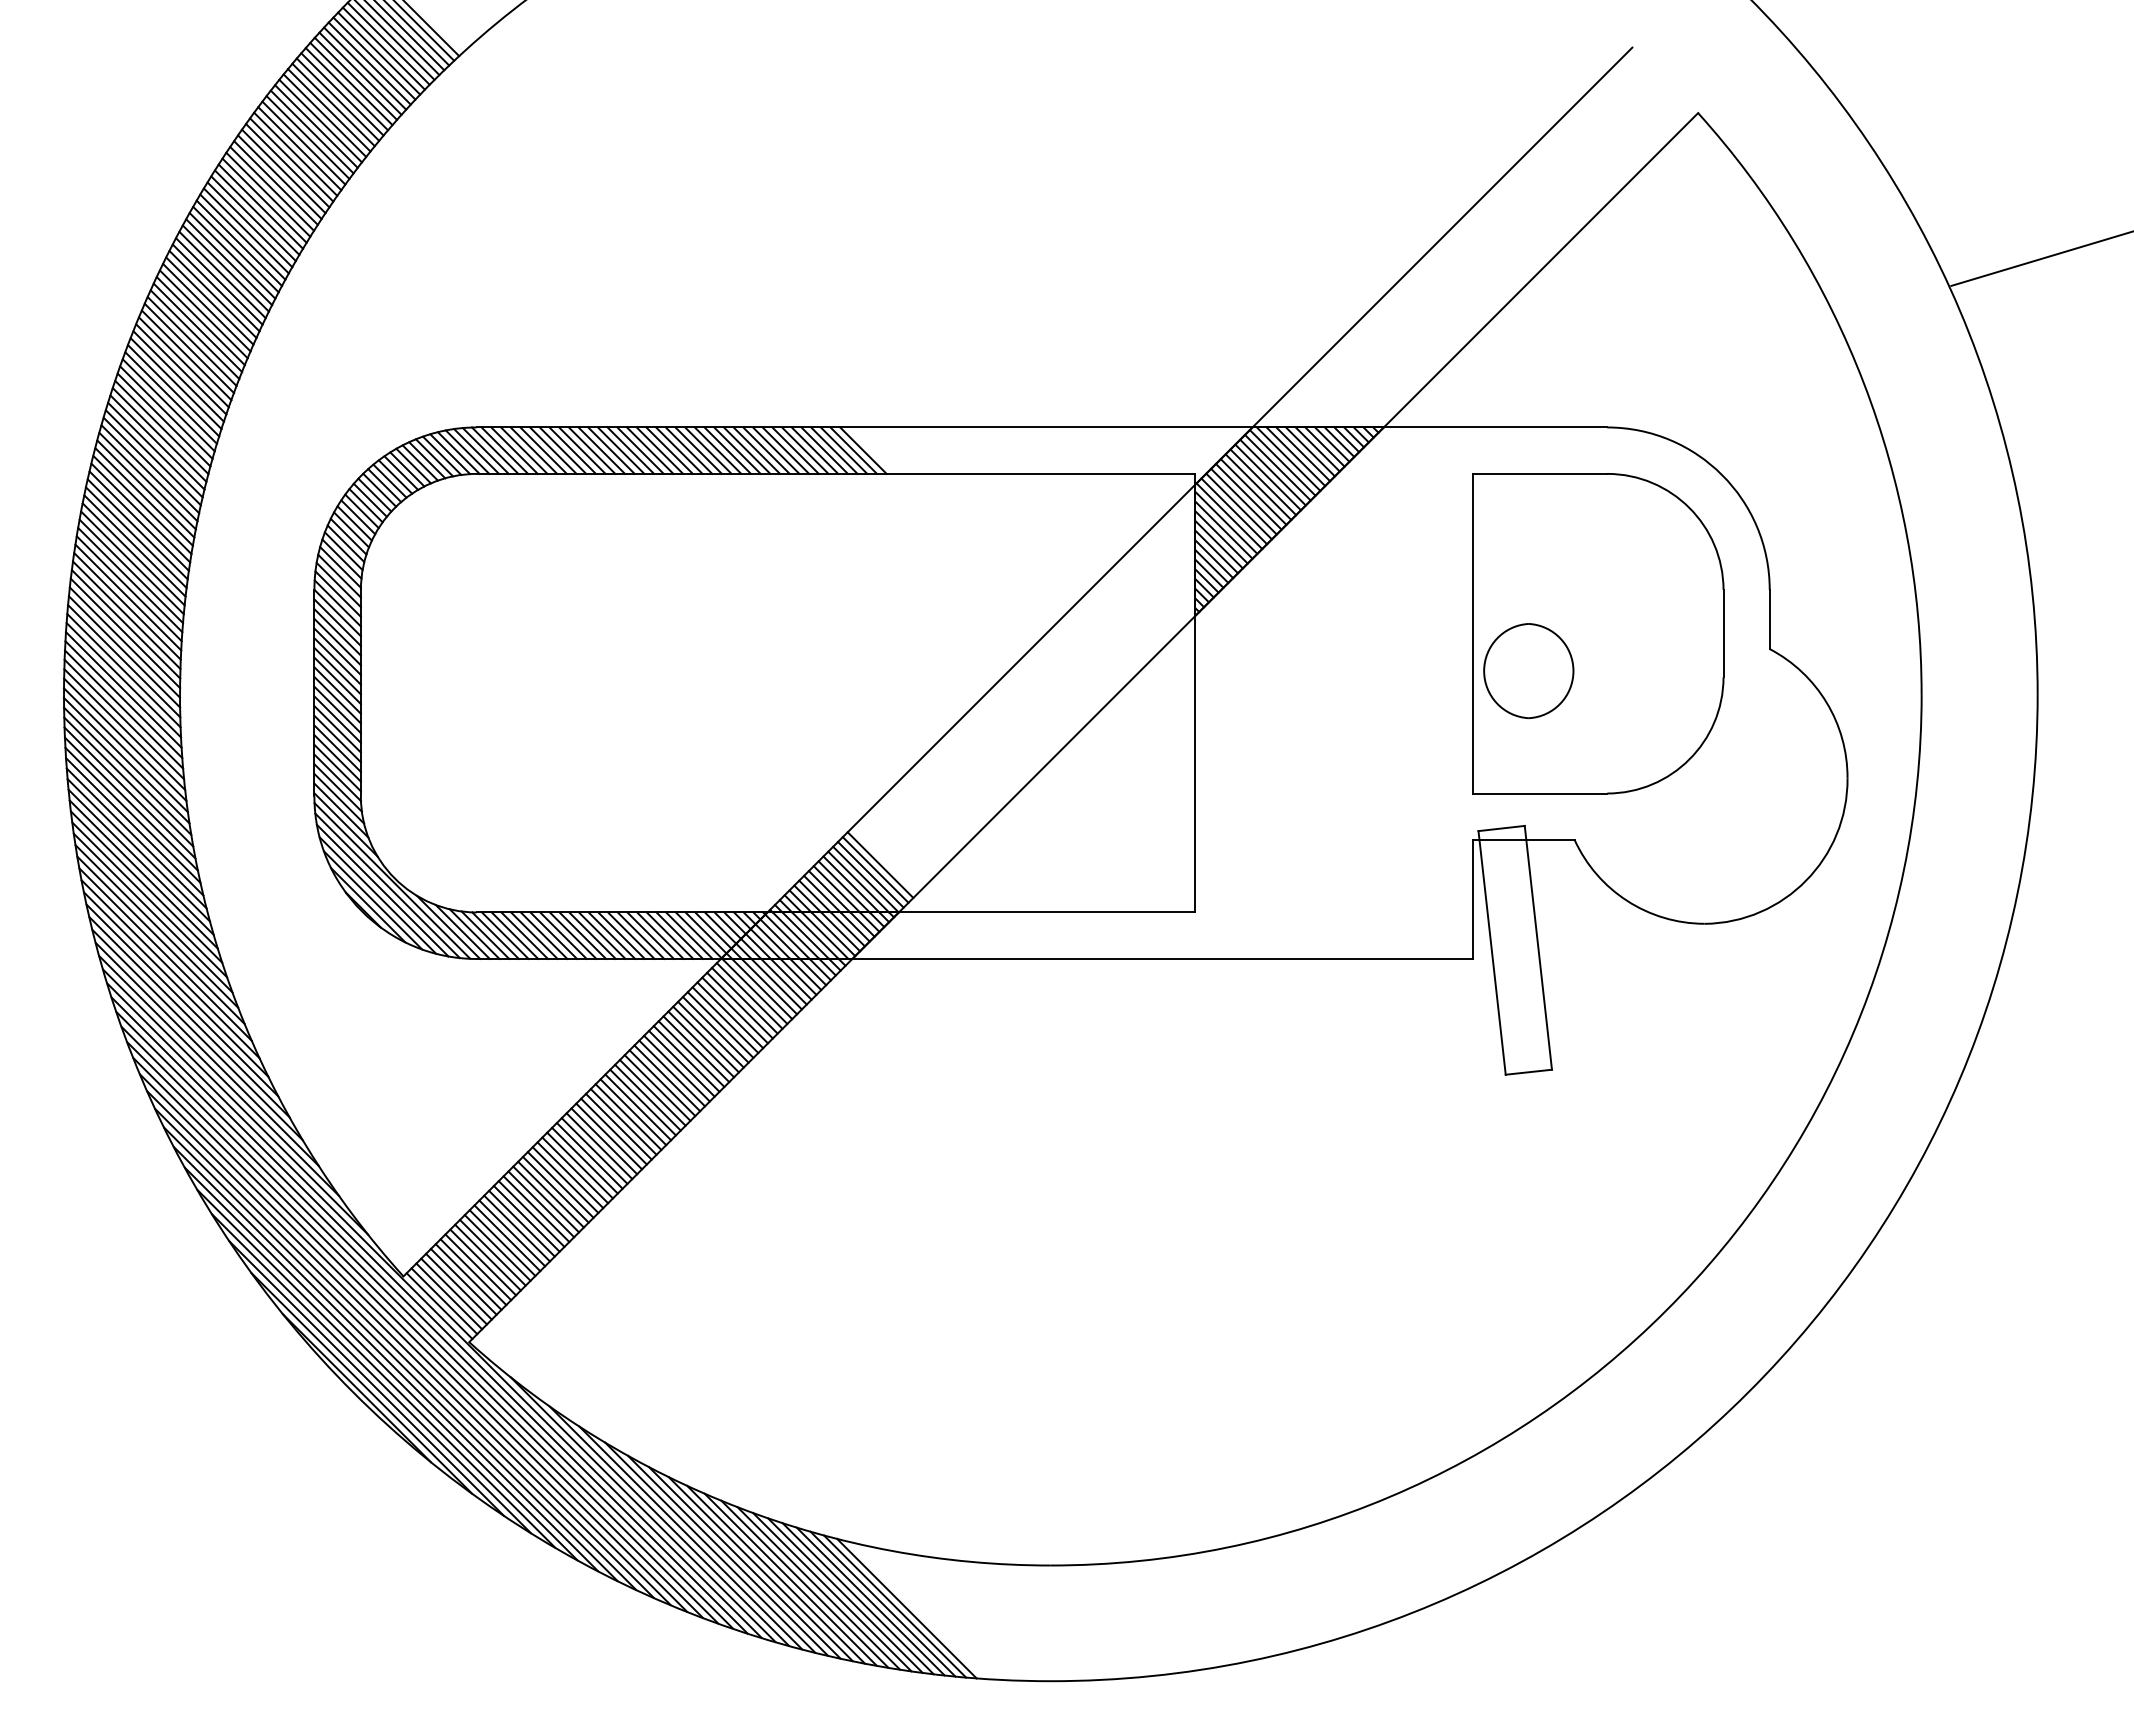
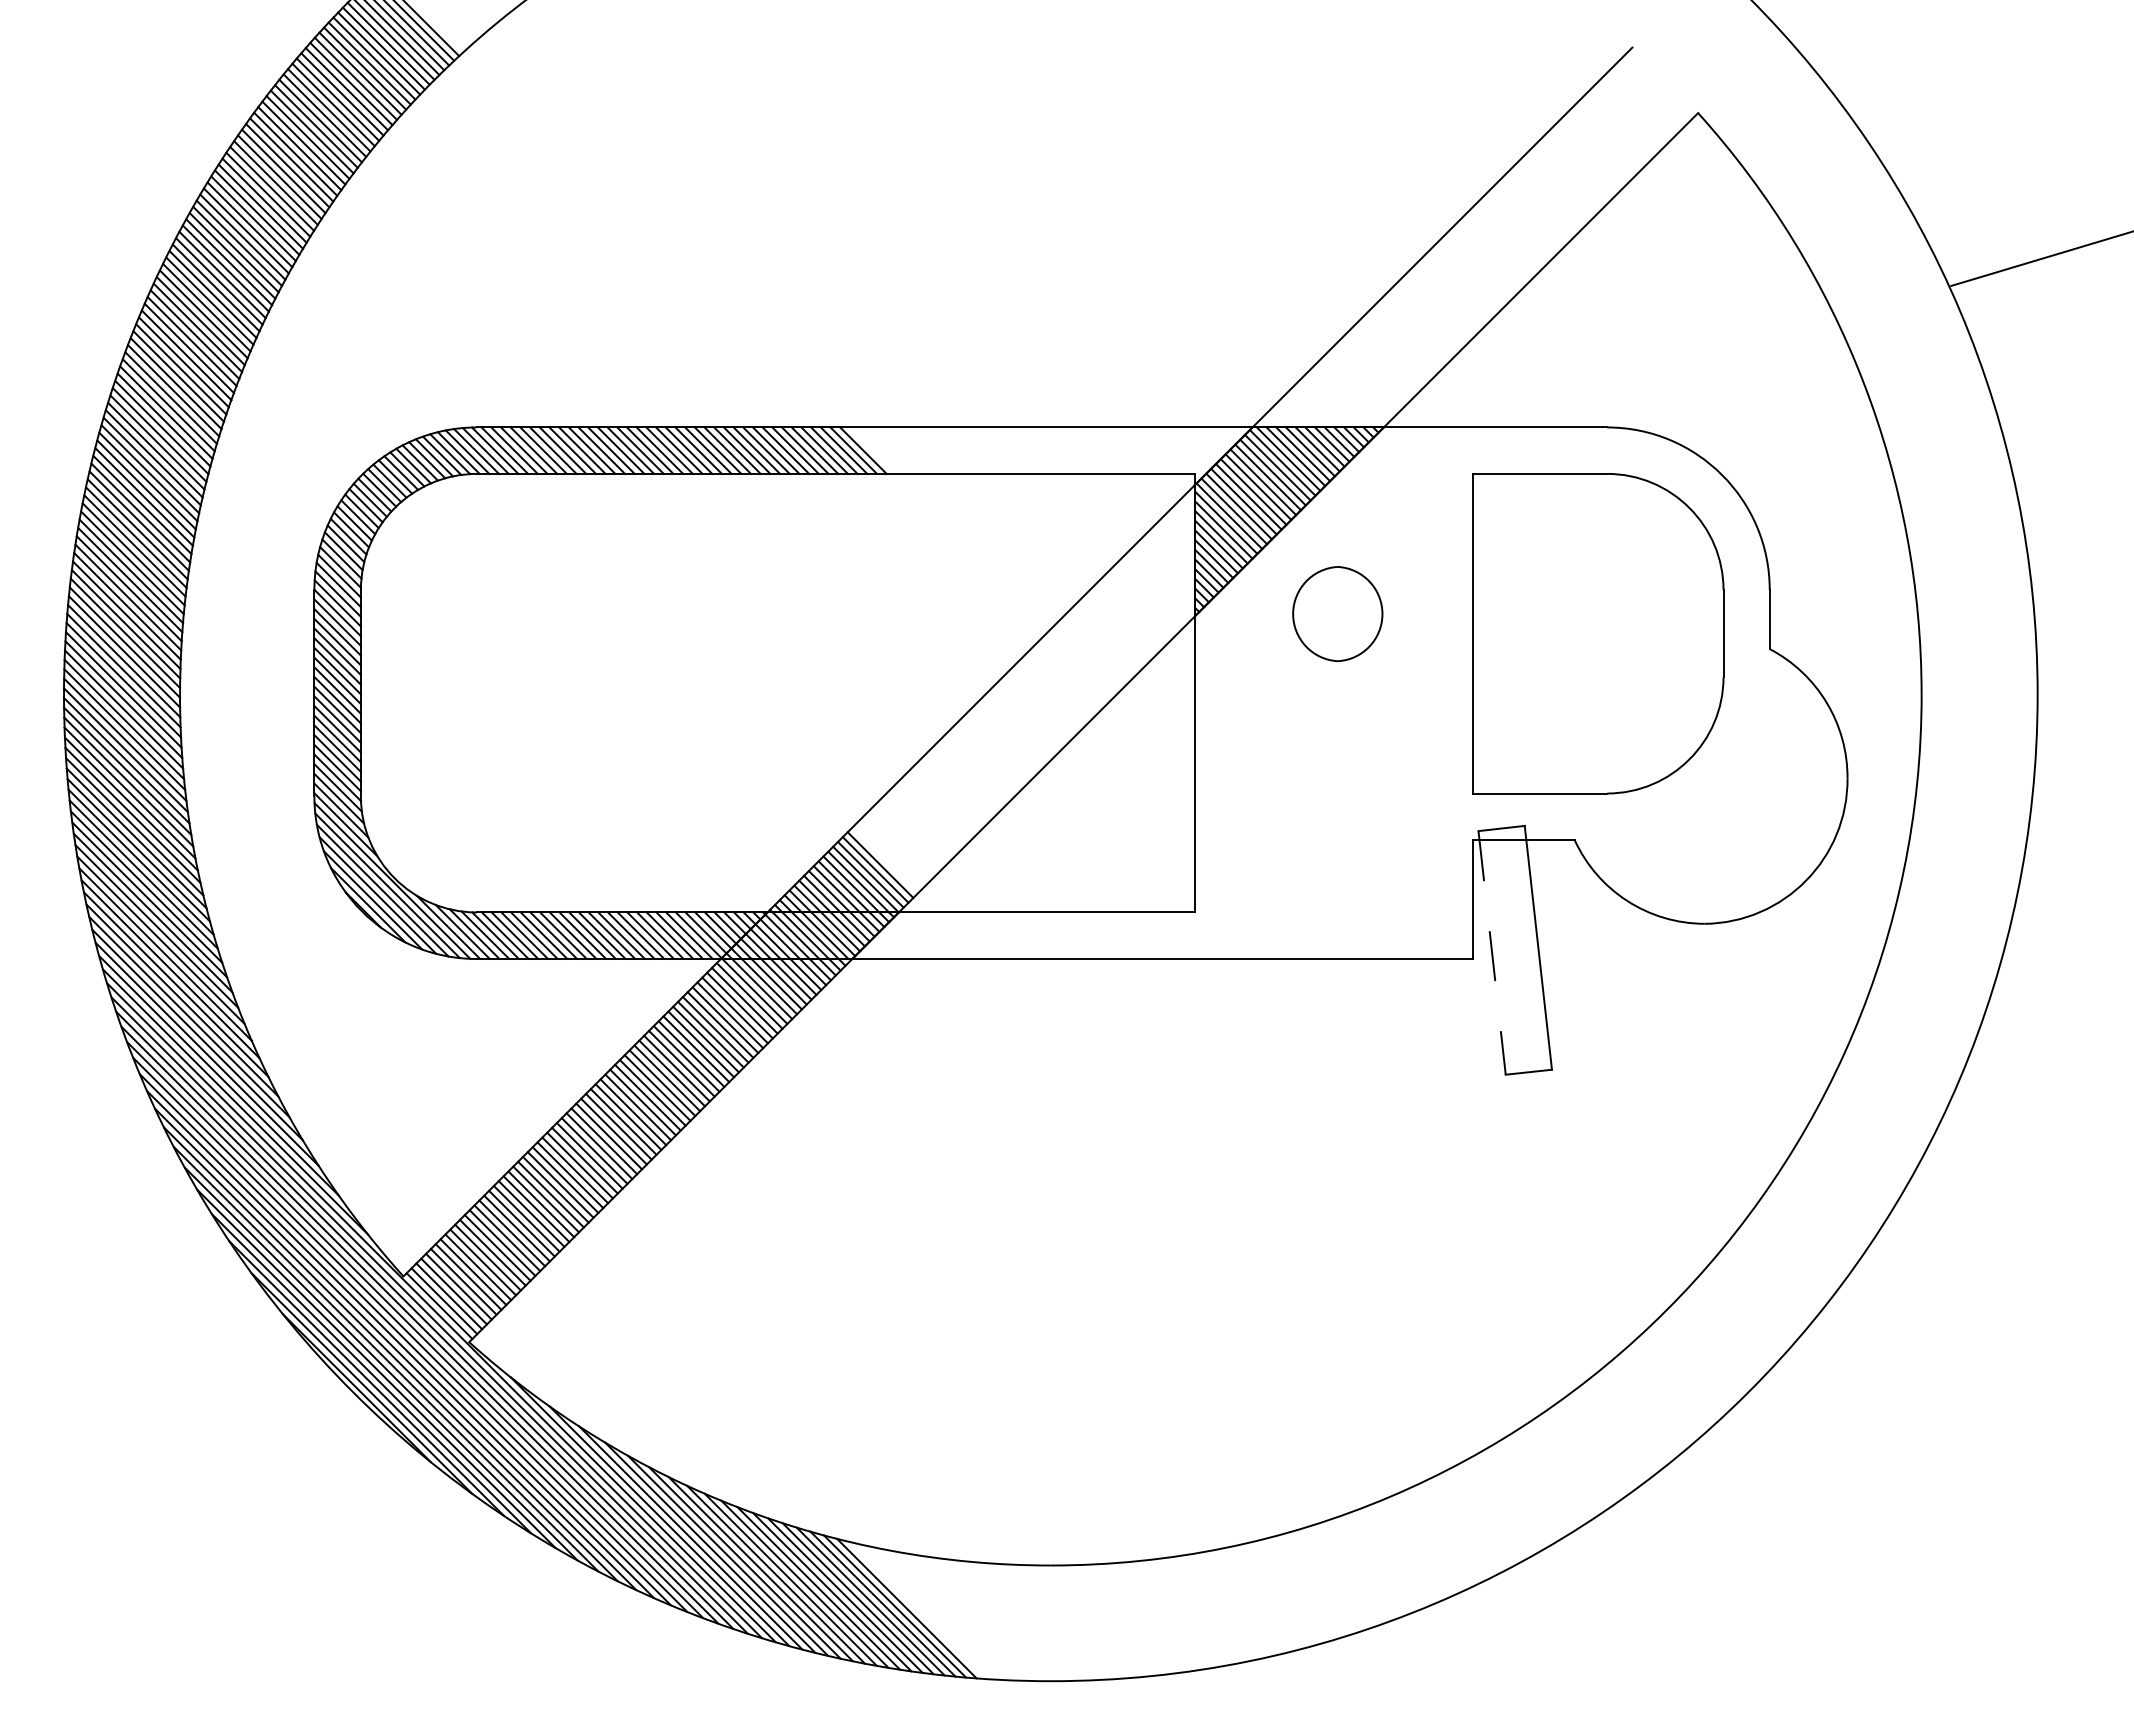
part position: (1528, 671) -> (1337, 614) (1337, 614)
line: solid -> dashed (1492, 952)
